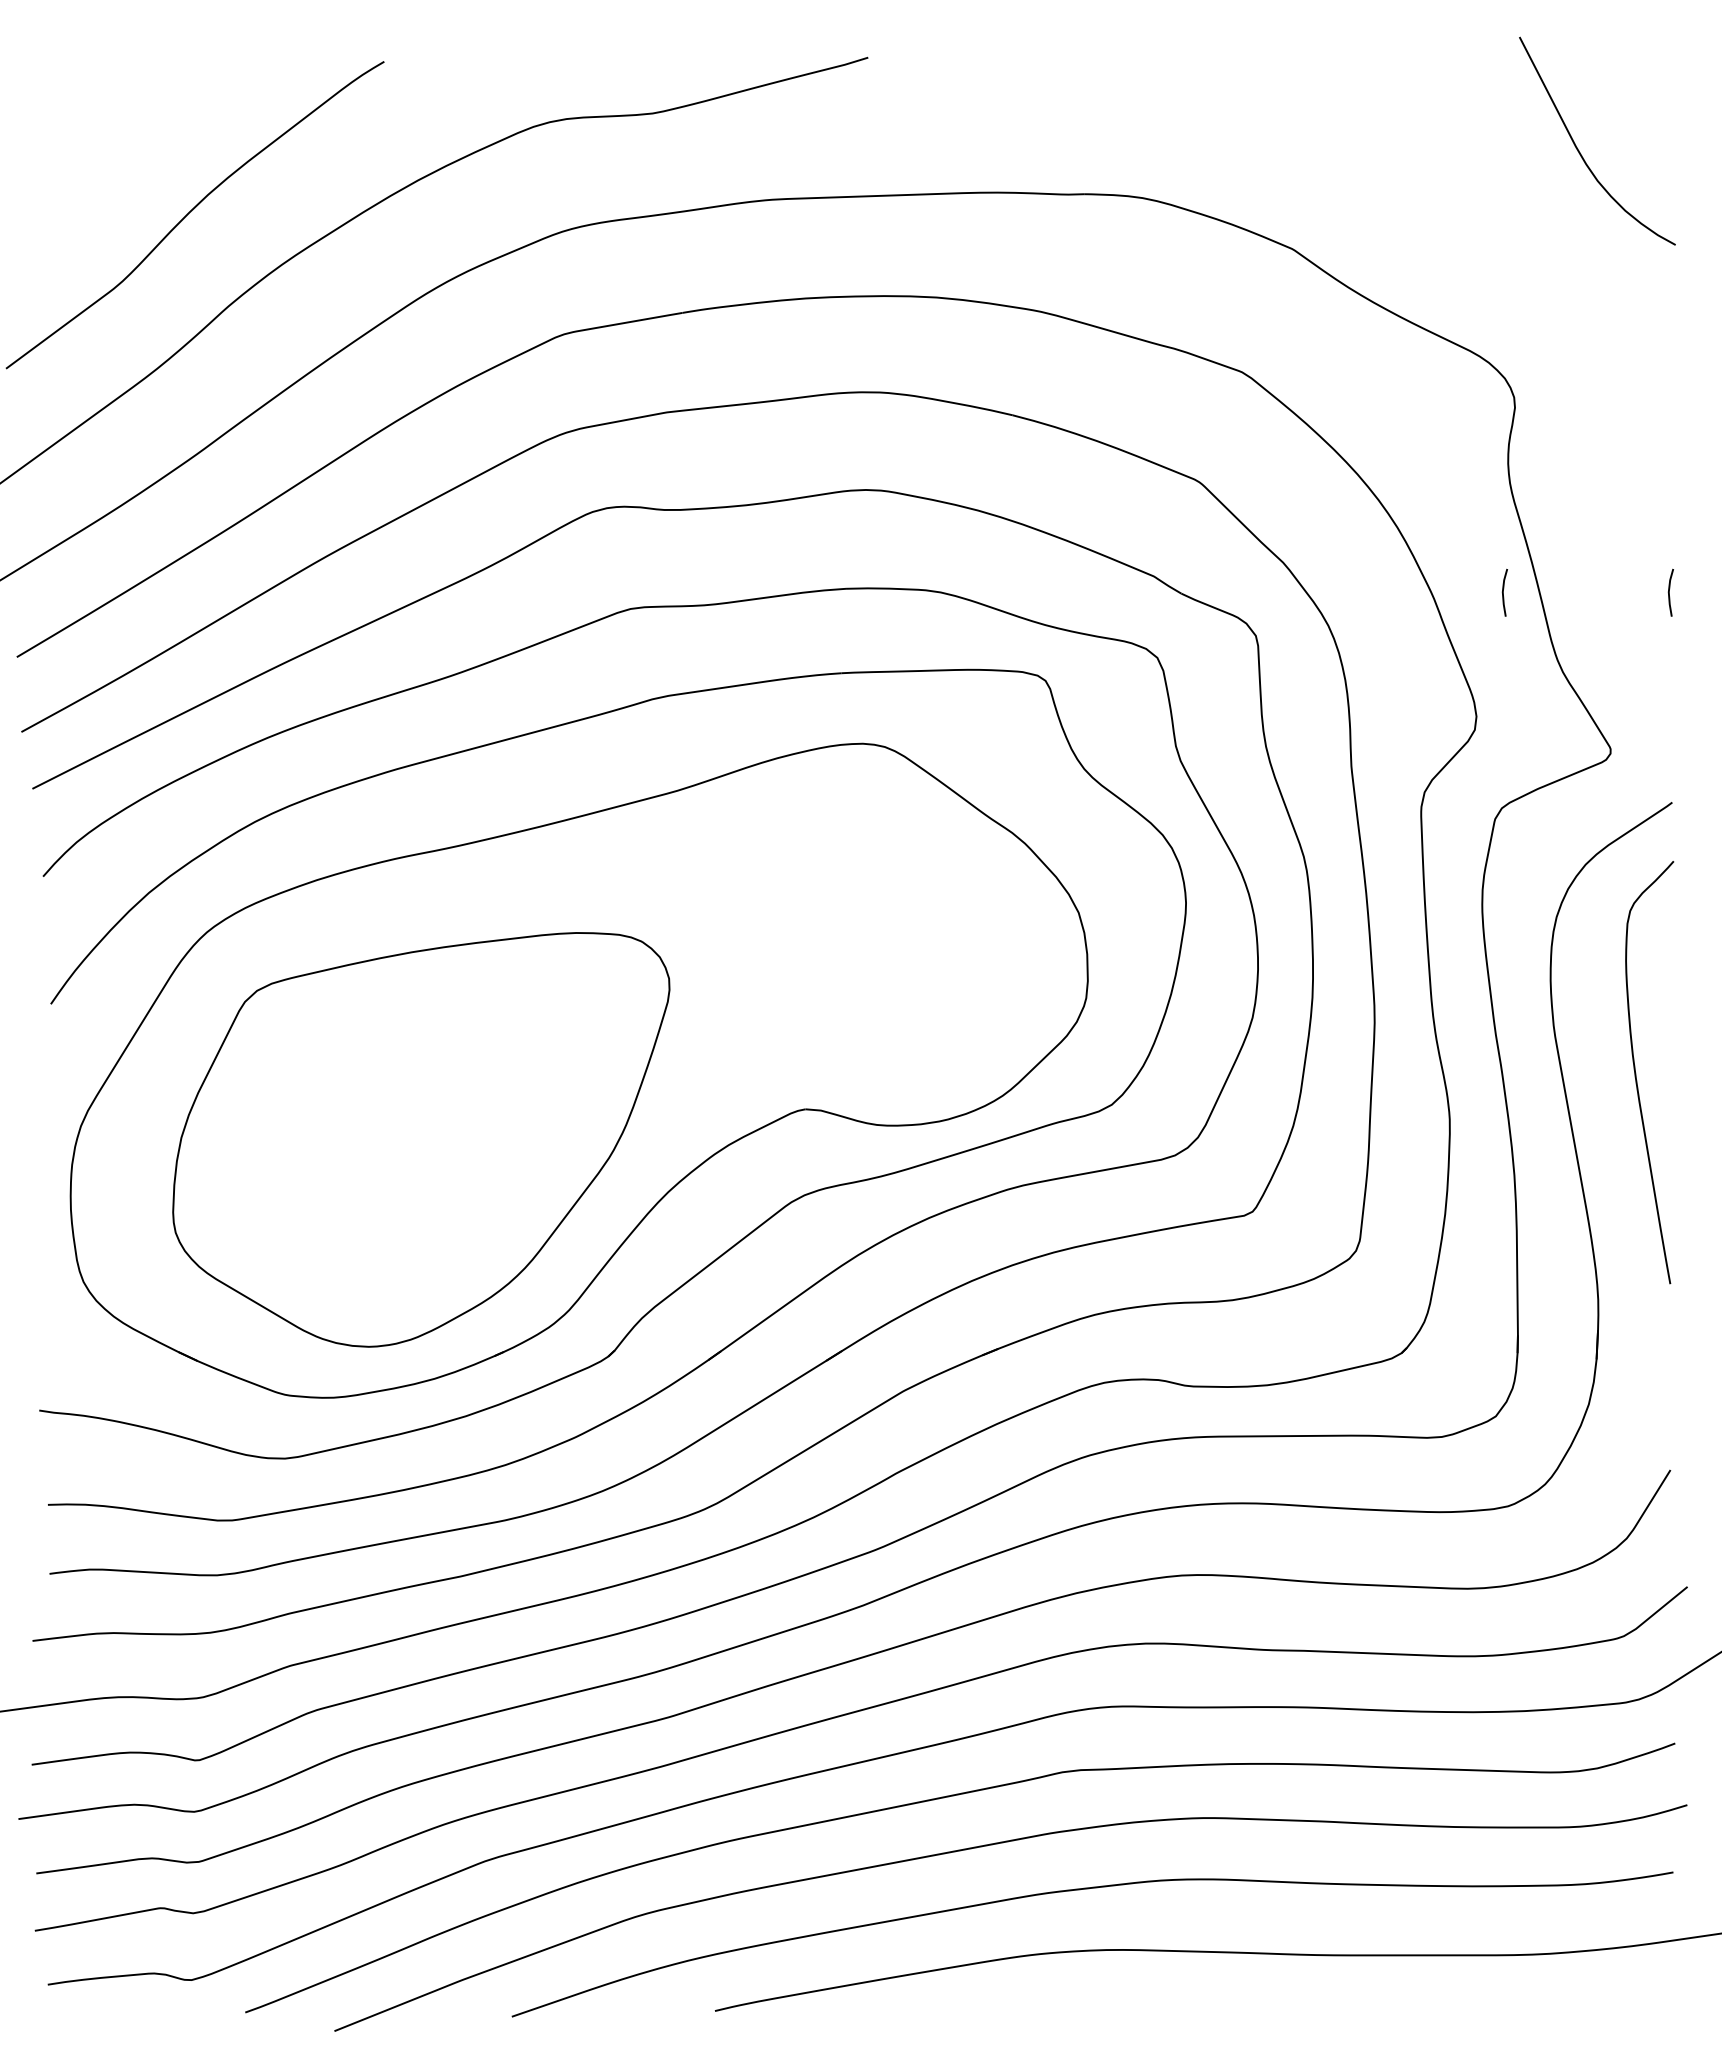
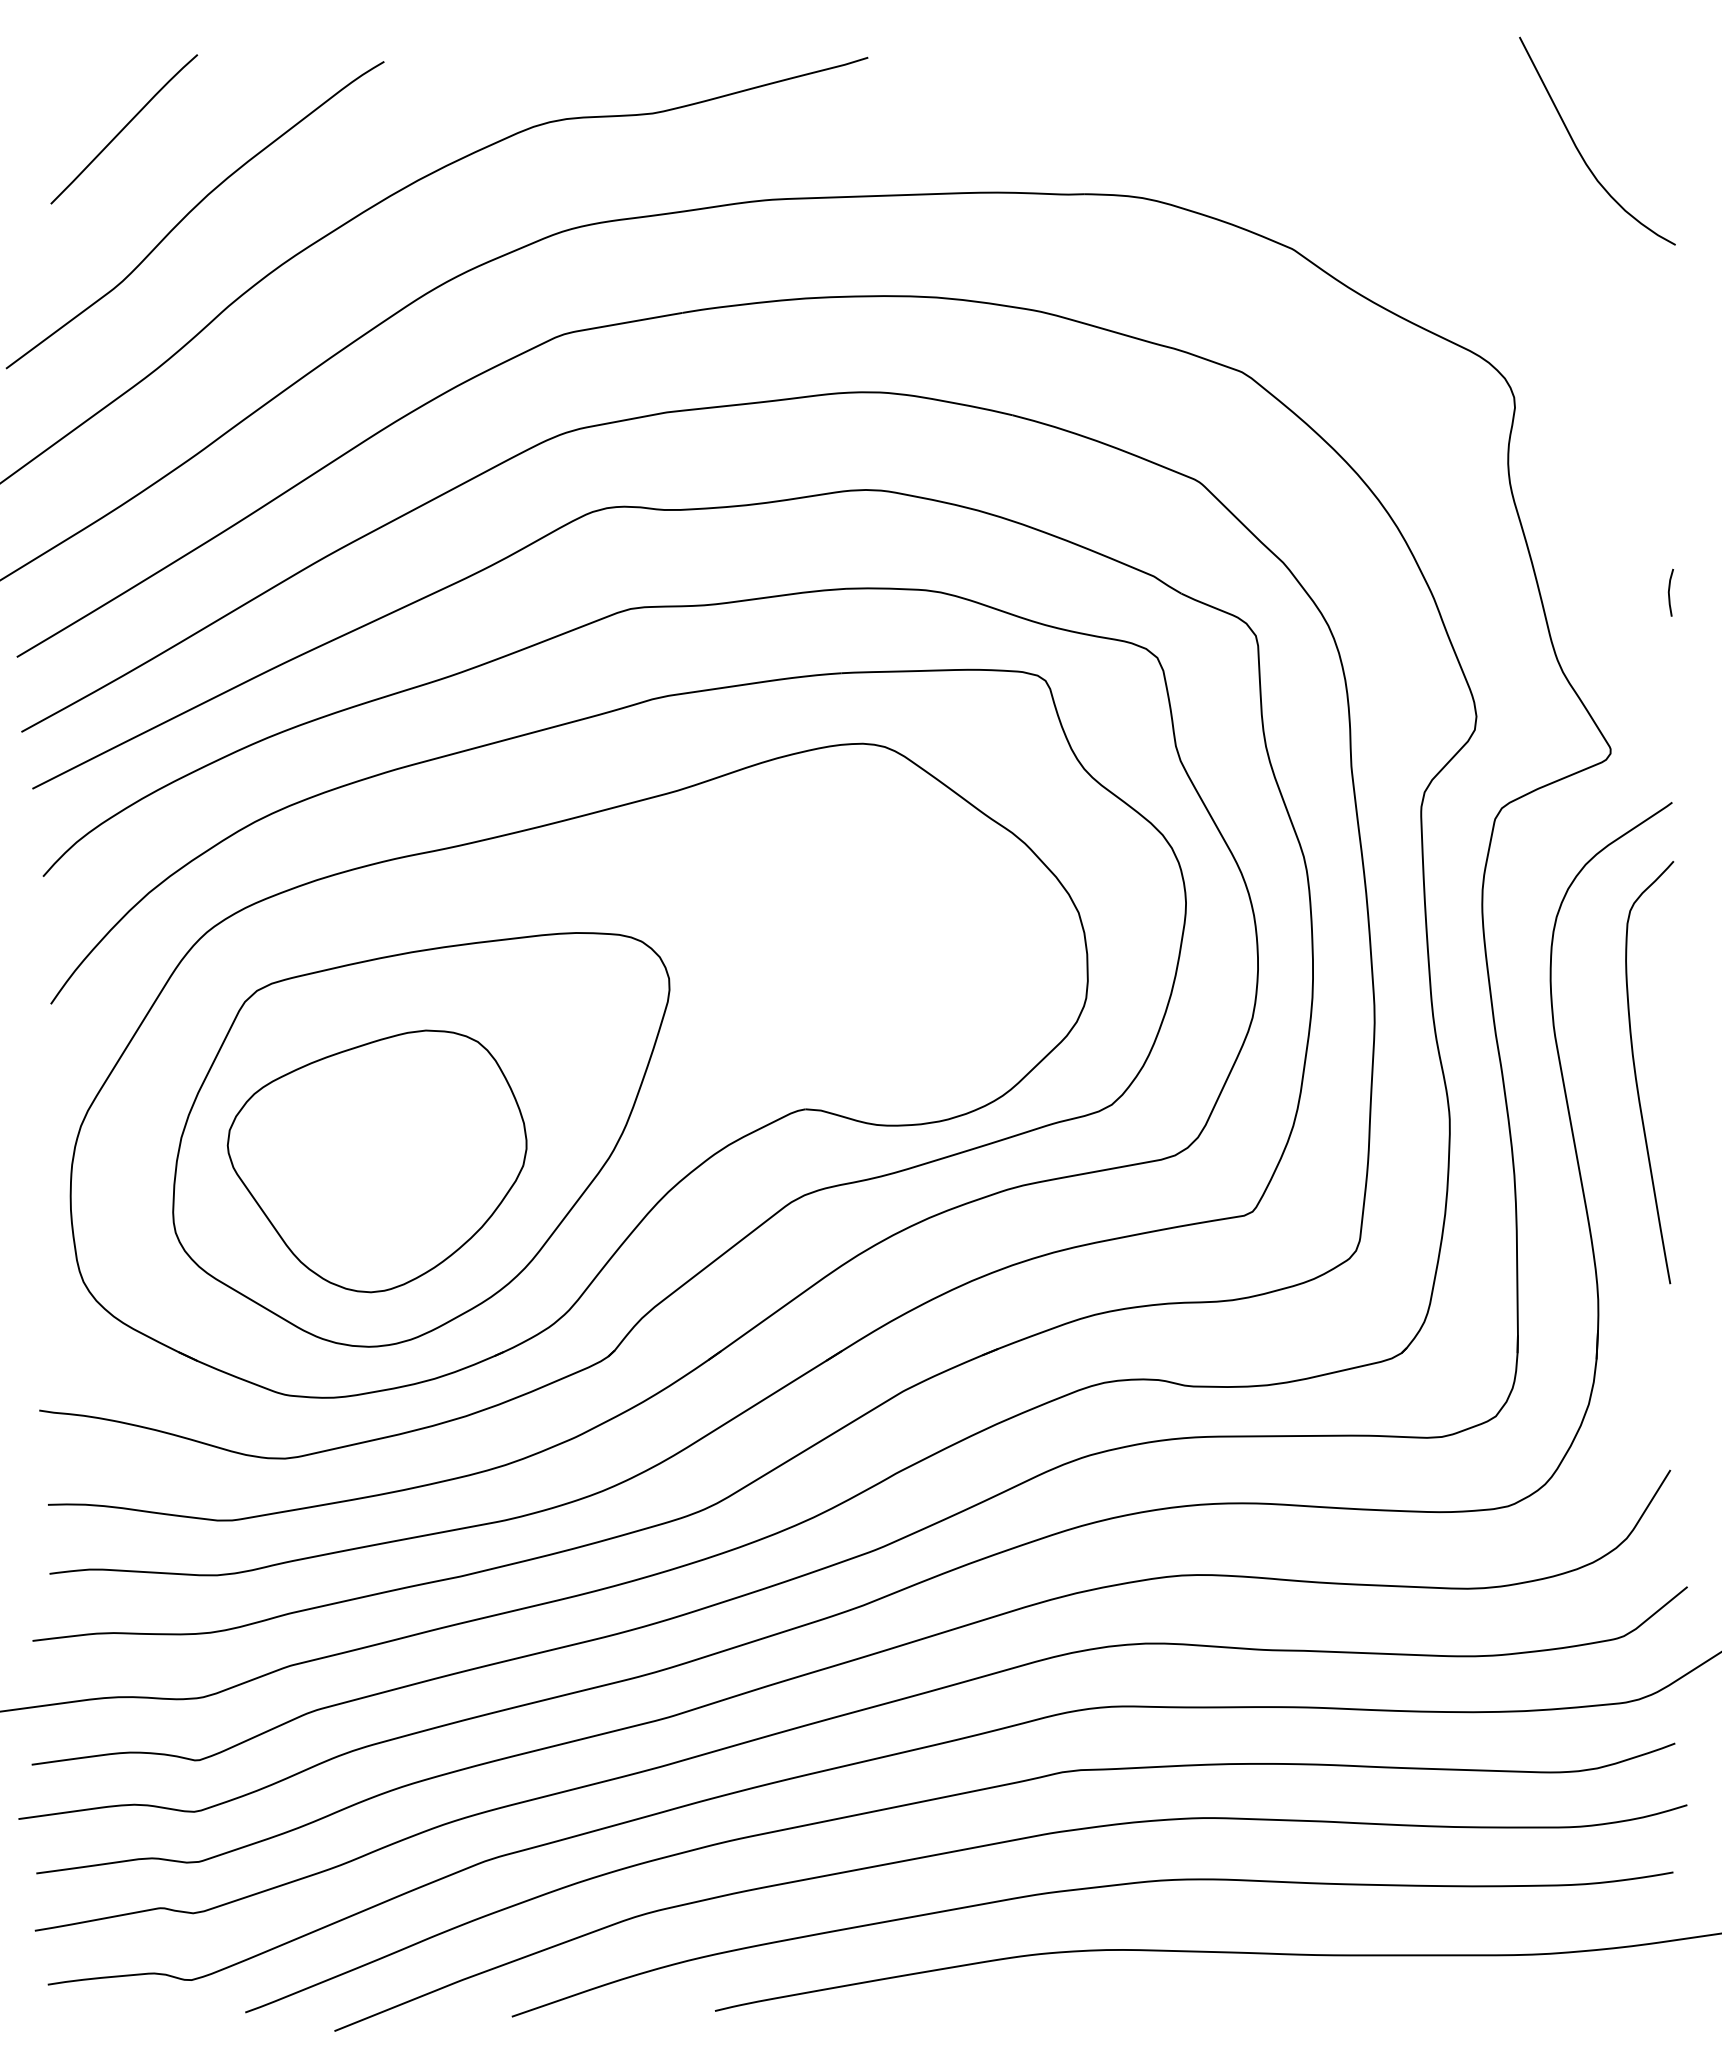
curve: none -> present (124, 129)
line: present -> none (1503, 592)
part: none -> present (376, 1161)
